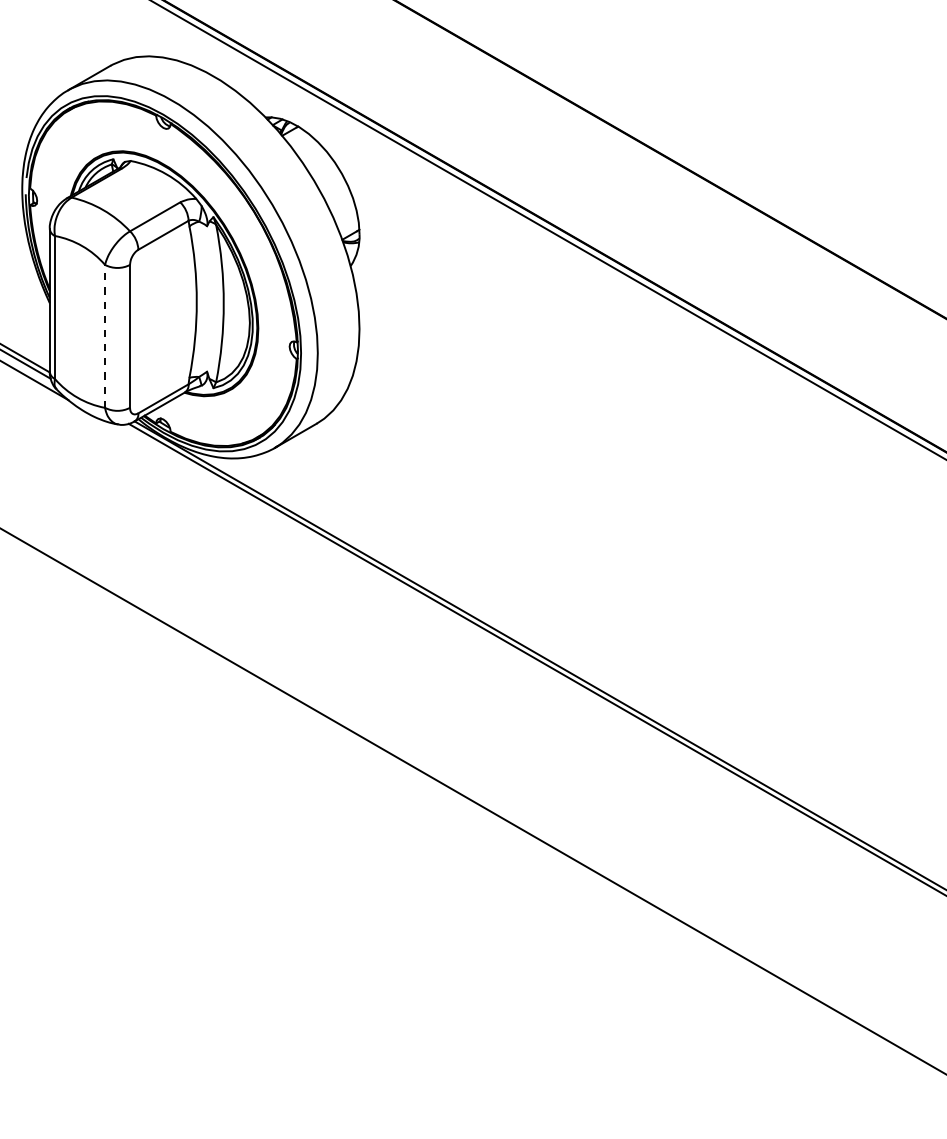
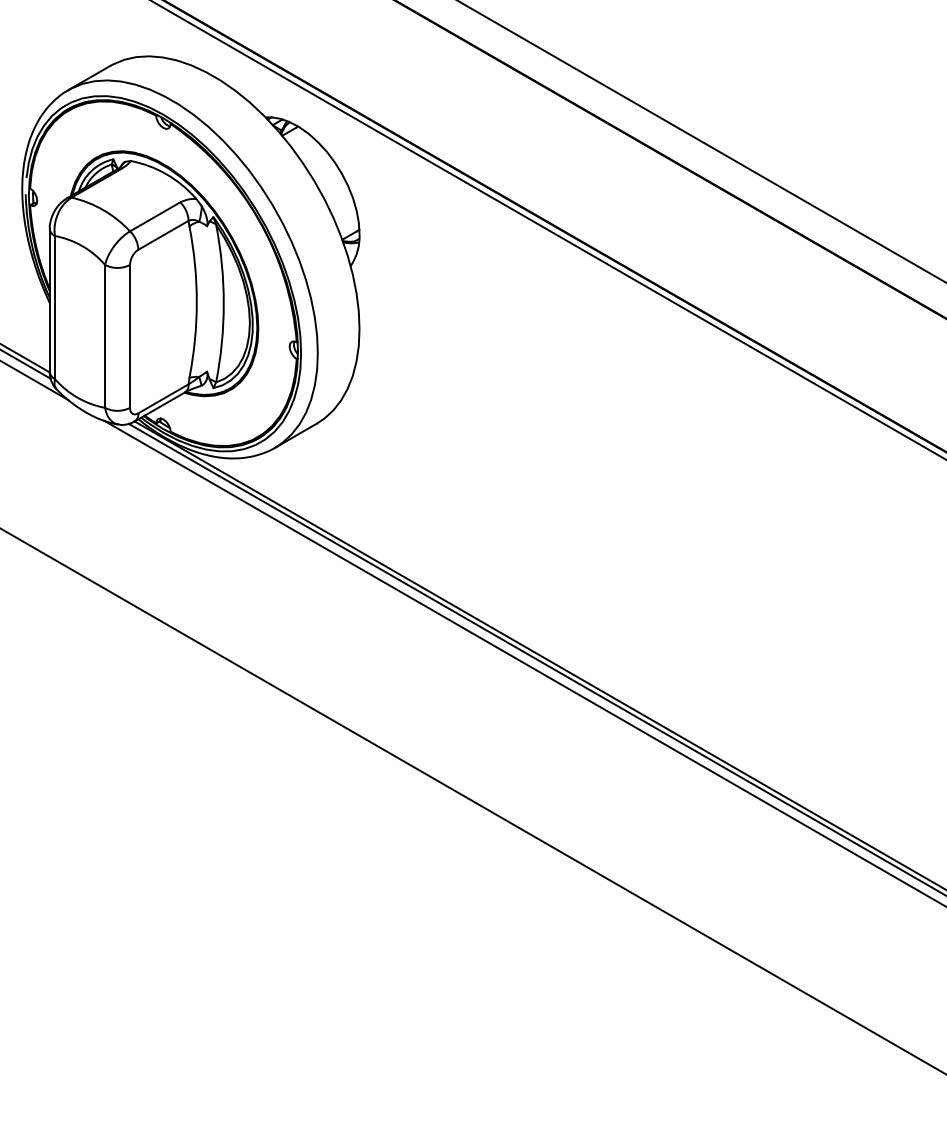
line: none -> present (701, 141)
line: dashed -> solid (105, 335)
line: none -> present (523, 662)
